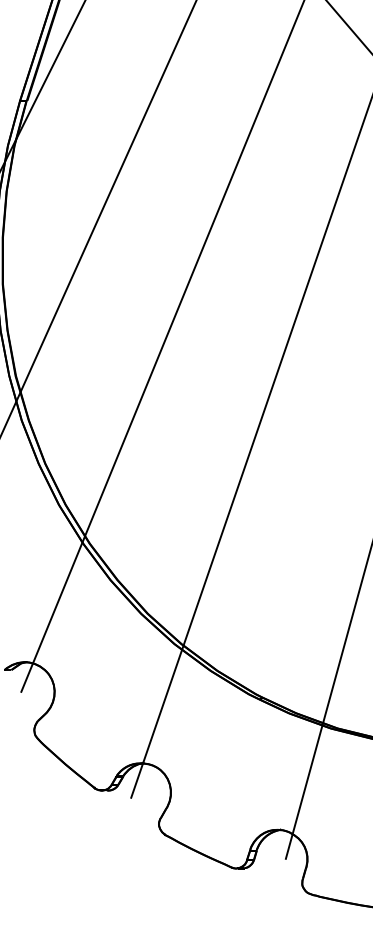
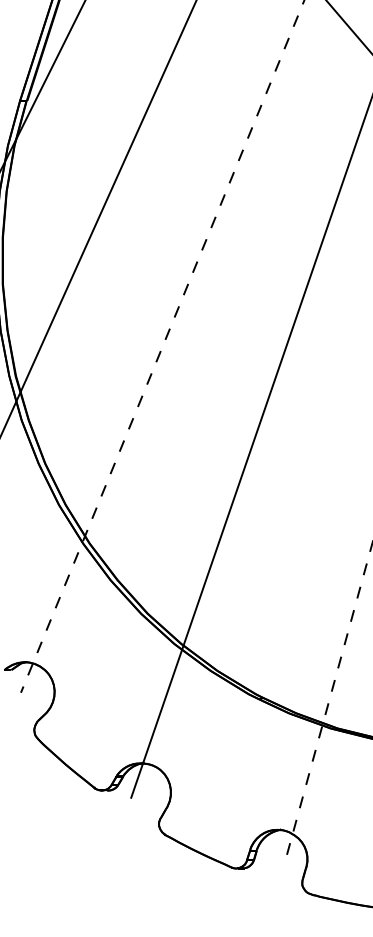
line: solid -> dashed (162, 346)
line: solid -> dashed (329, 700)
